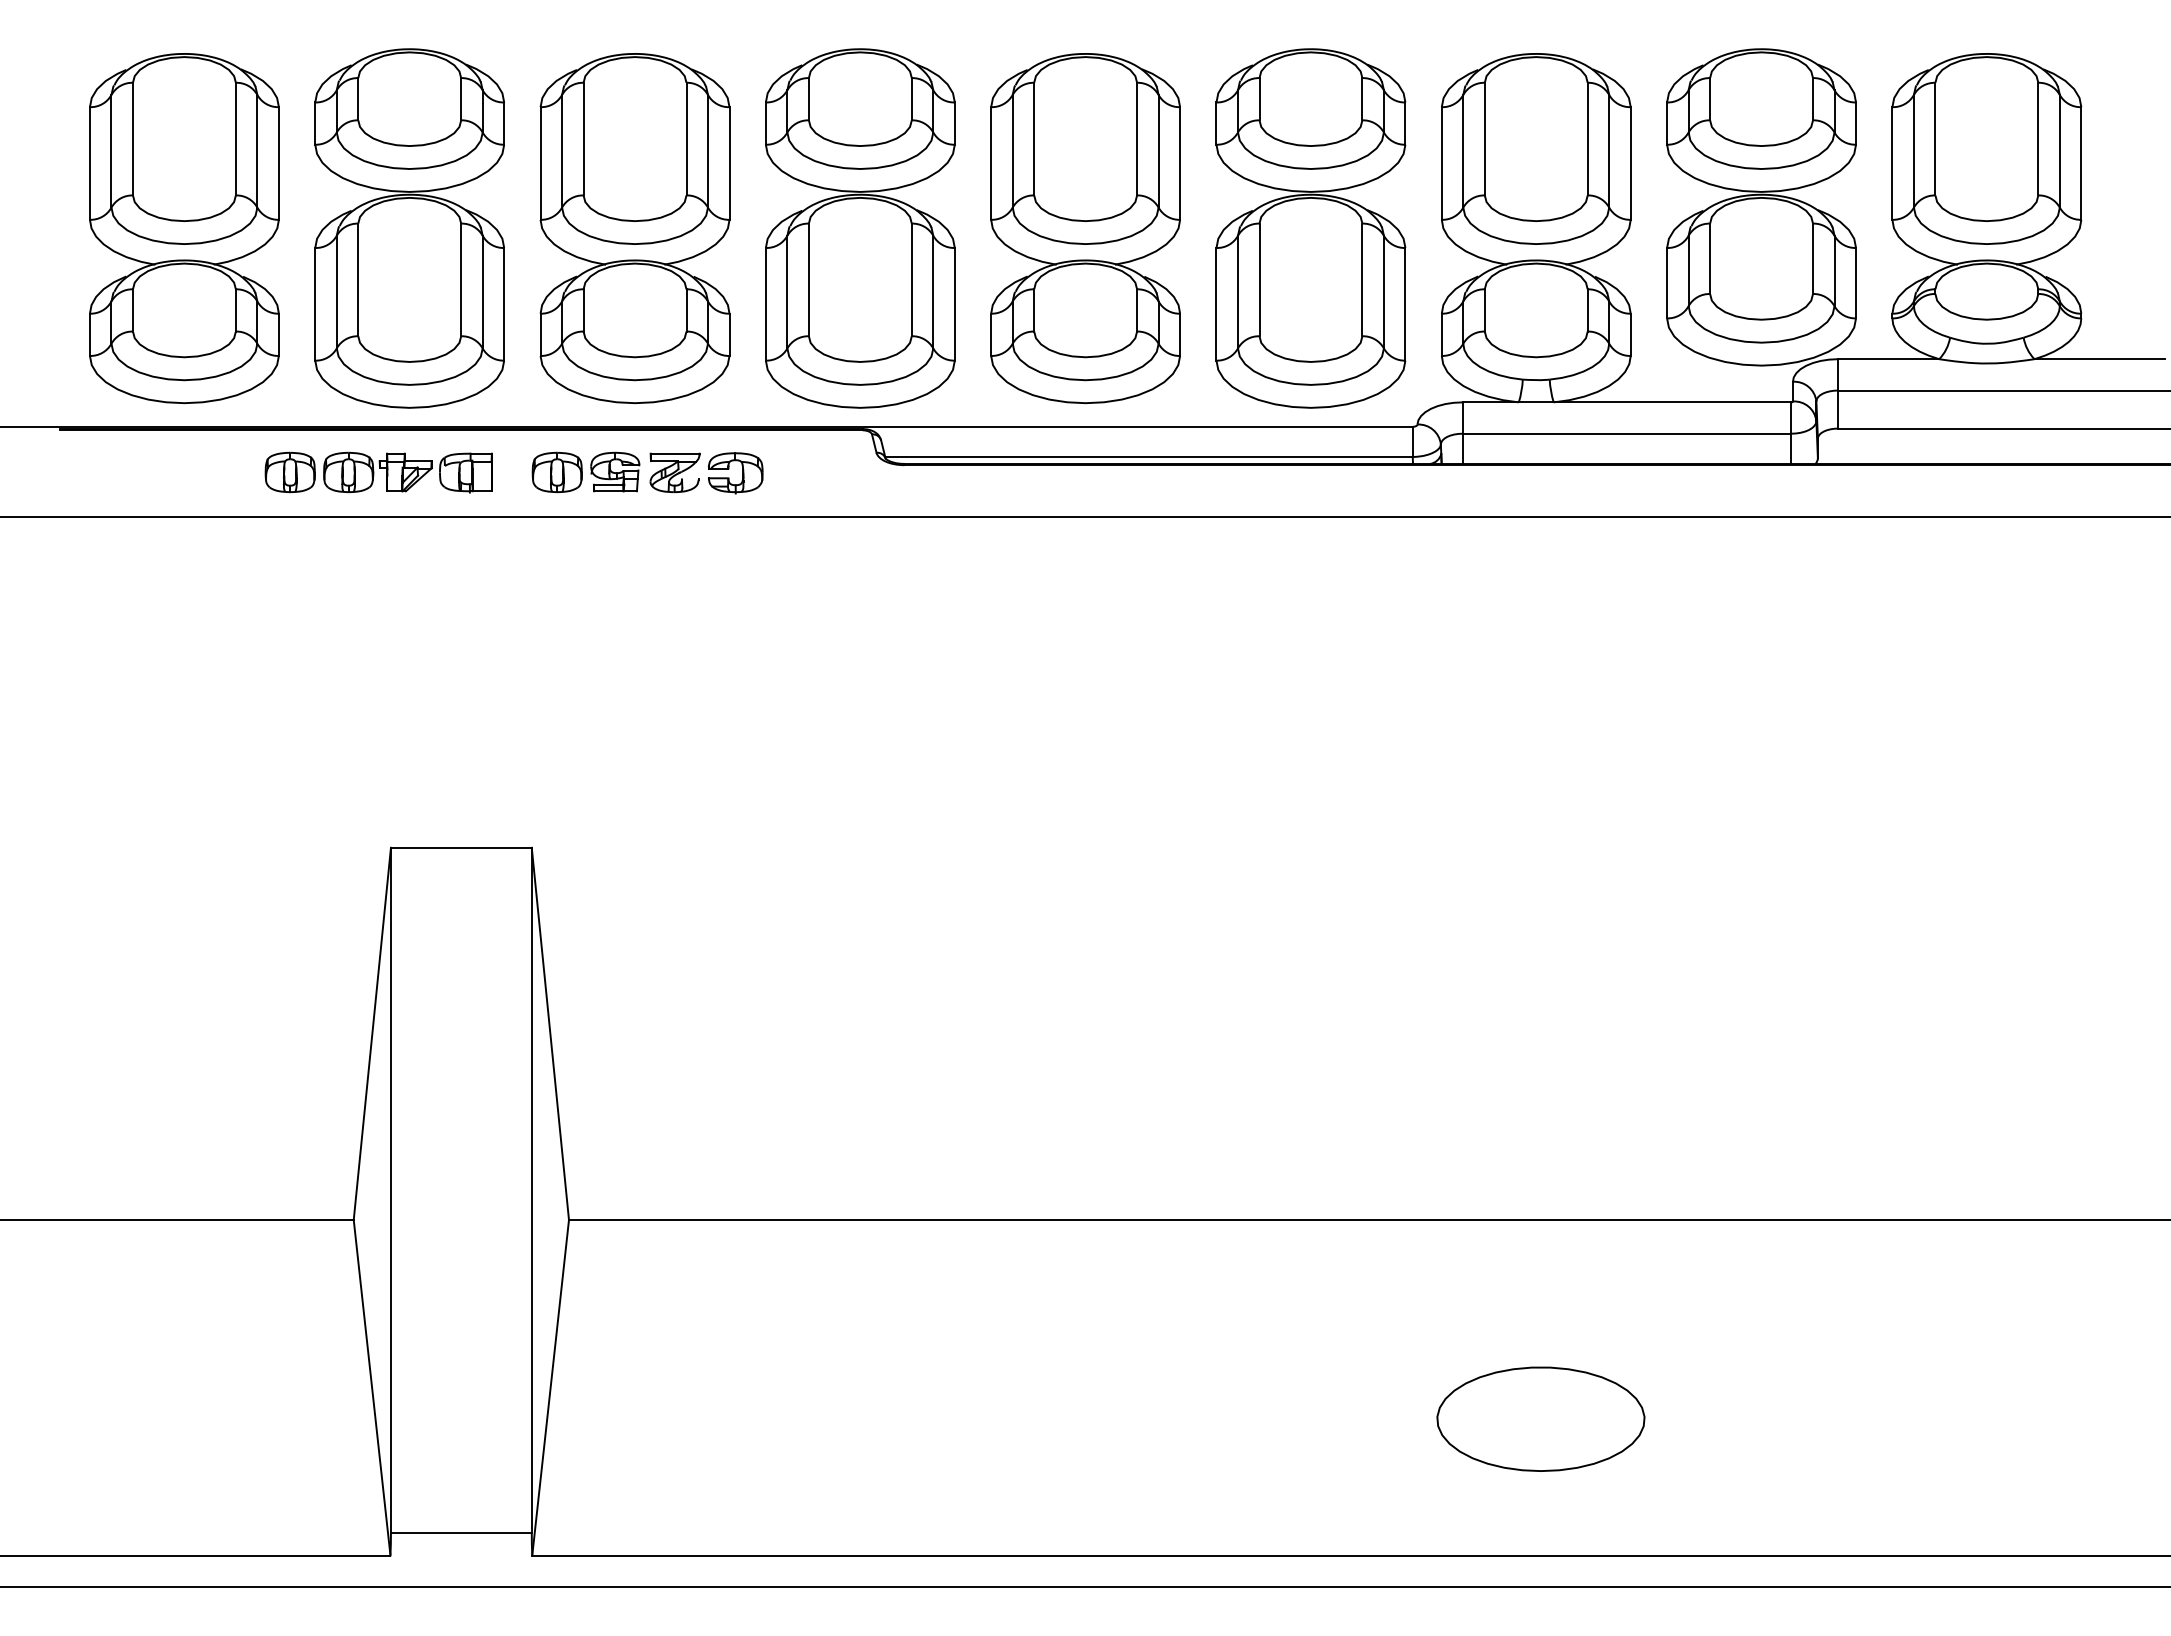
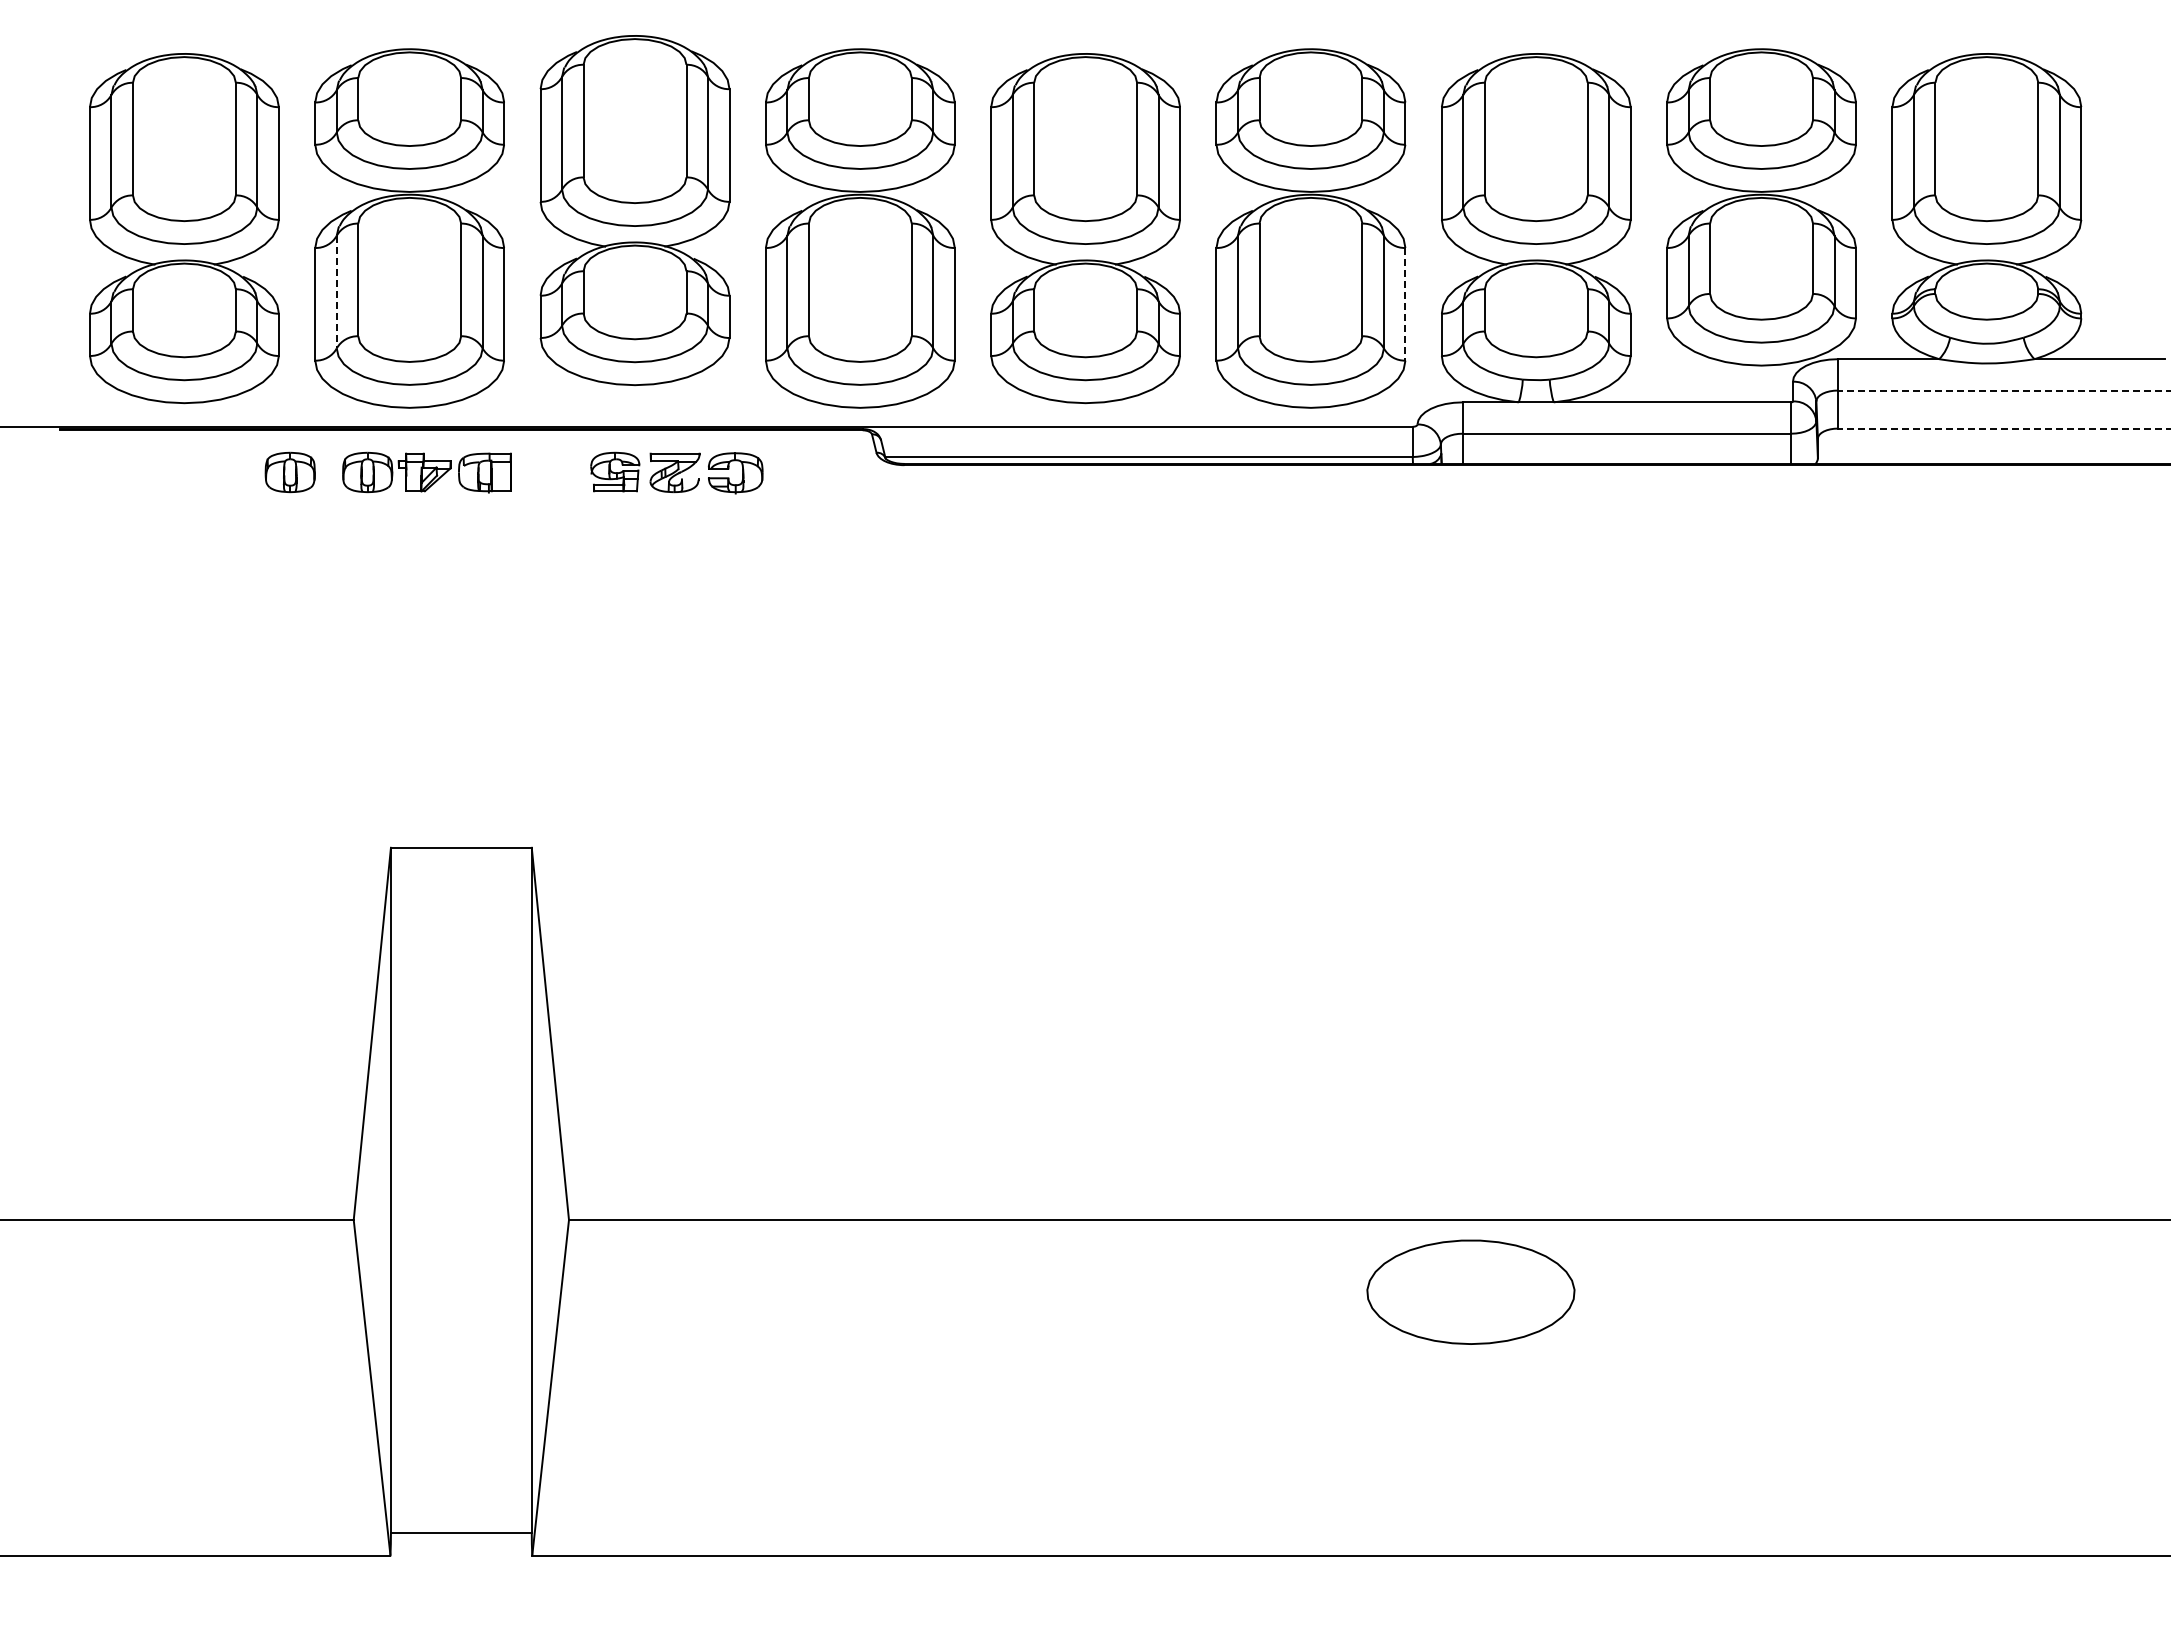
part position: (634, 228) -> (634, 210) (634, 210)
line: solid -> dashed (336, 292)
line: solid -> dashed (1405, 304)
line: solid -> dashed (2003, 390)
line: solid -> dashed (2003, 428)
part position: (407, 472) -> (426, 472) (426, 472)
part: present -> none (556, 472)
line: present -> none (1084, 516)
part position: (1540, 1418) -> (1470, 1291) (1470, 1291)
line: present -> none (1084, 1586)
